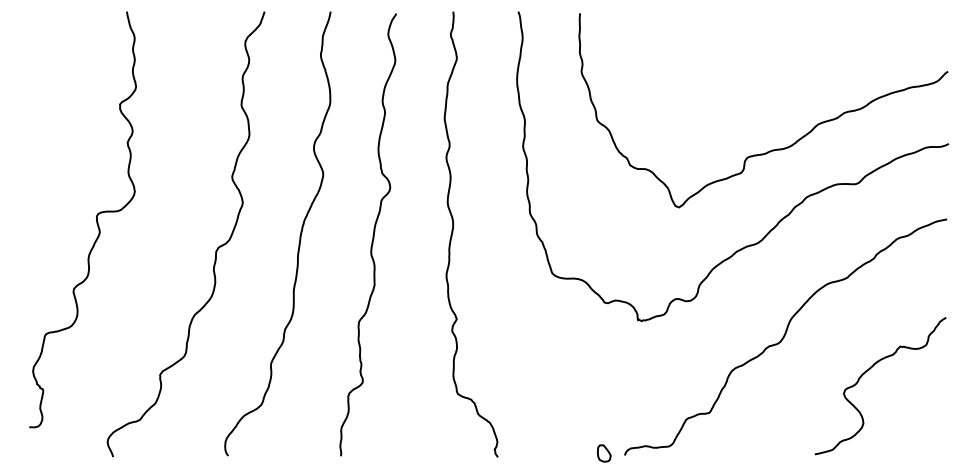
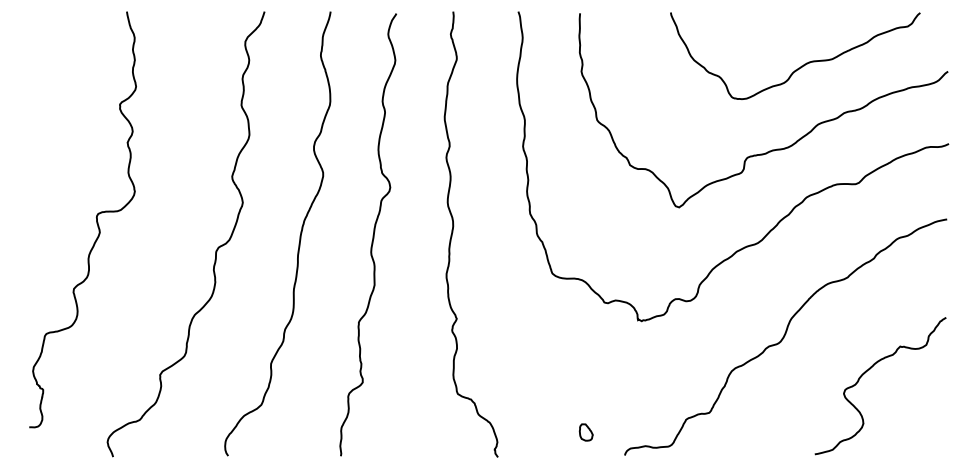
curve: none -> present (801, 65)
part position: (603, 453) -> (585, 432) (585, 432)
